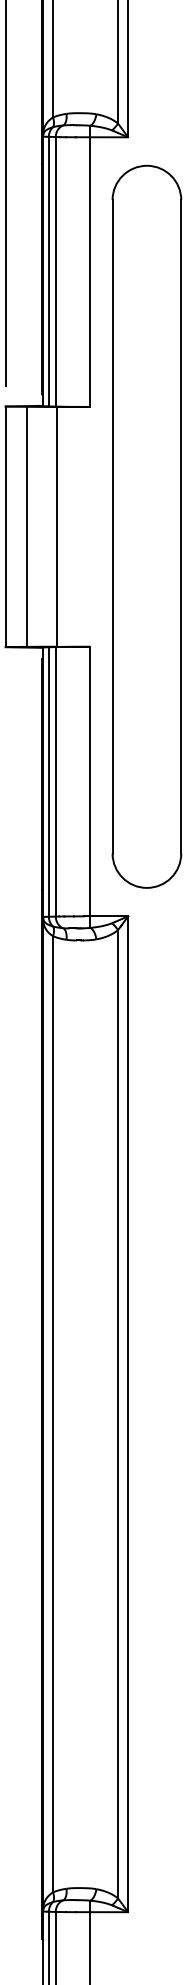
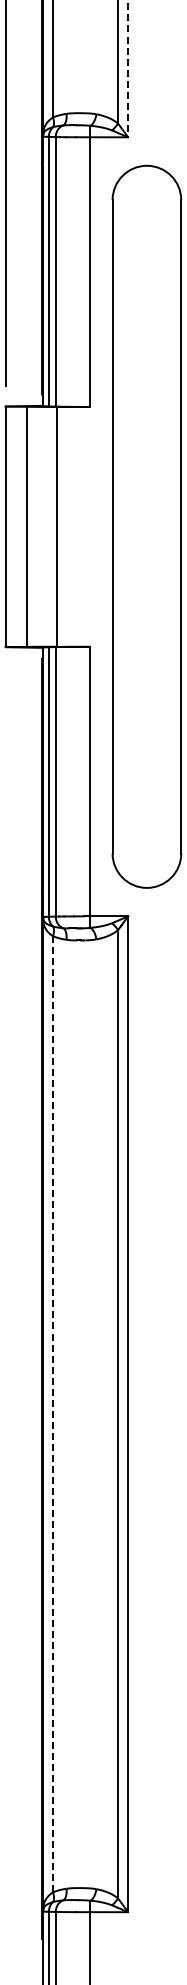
line: solid -> dashed (128, 69)
line: solid -> dashed (53, 1414)
